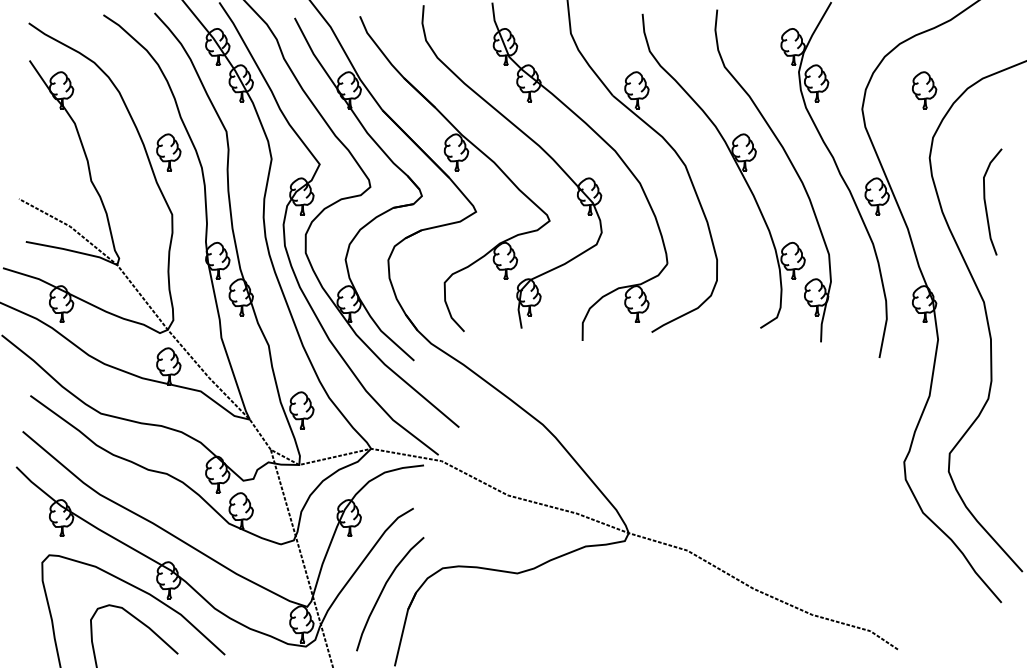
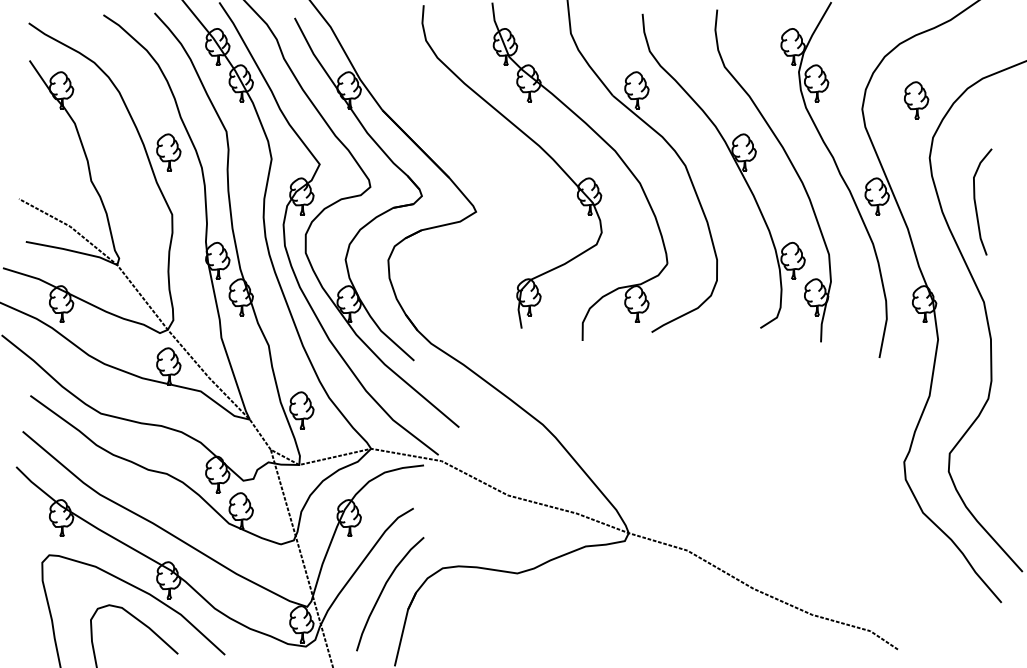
part position: (924, 90) -> (916, 100) (916, 100)
part: present -> none (454, 174)
curve position: (986, 203) -> (976, 203) (976, 203)
